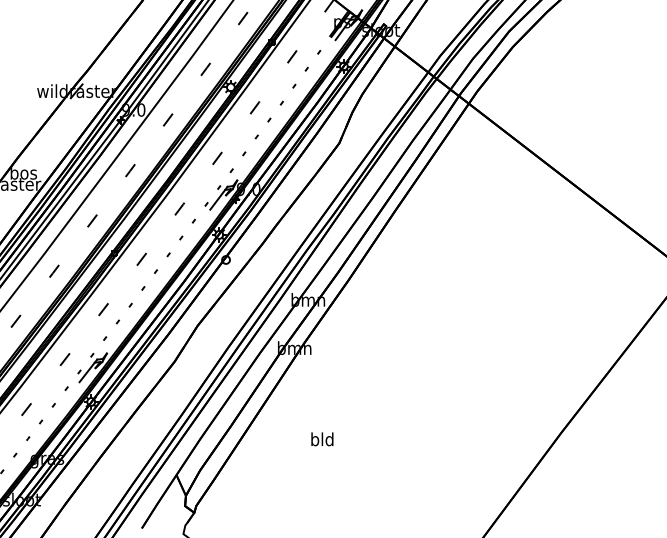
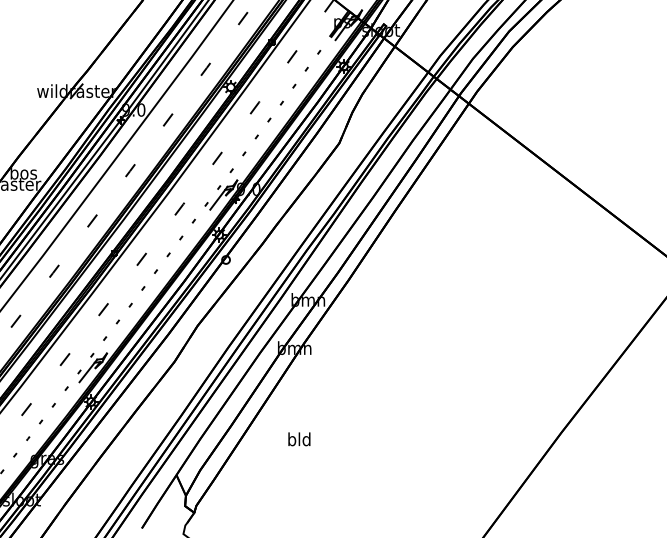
text position: (322, 439) -> (299, 439) (299, 439)
